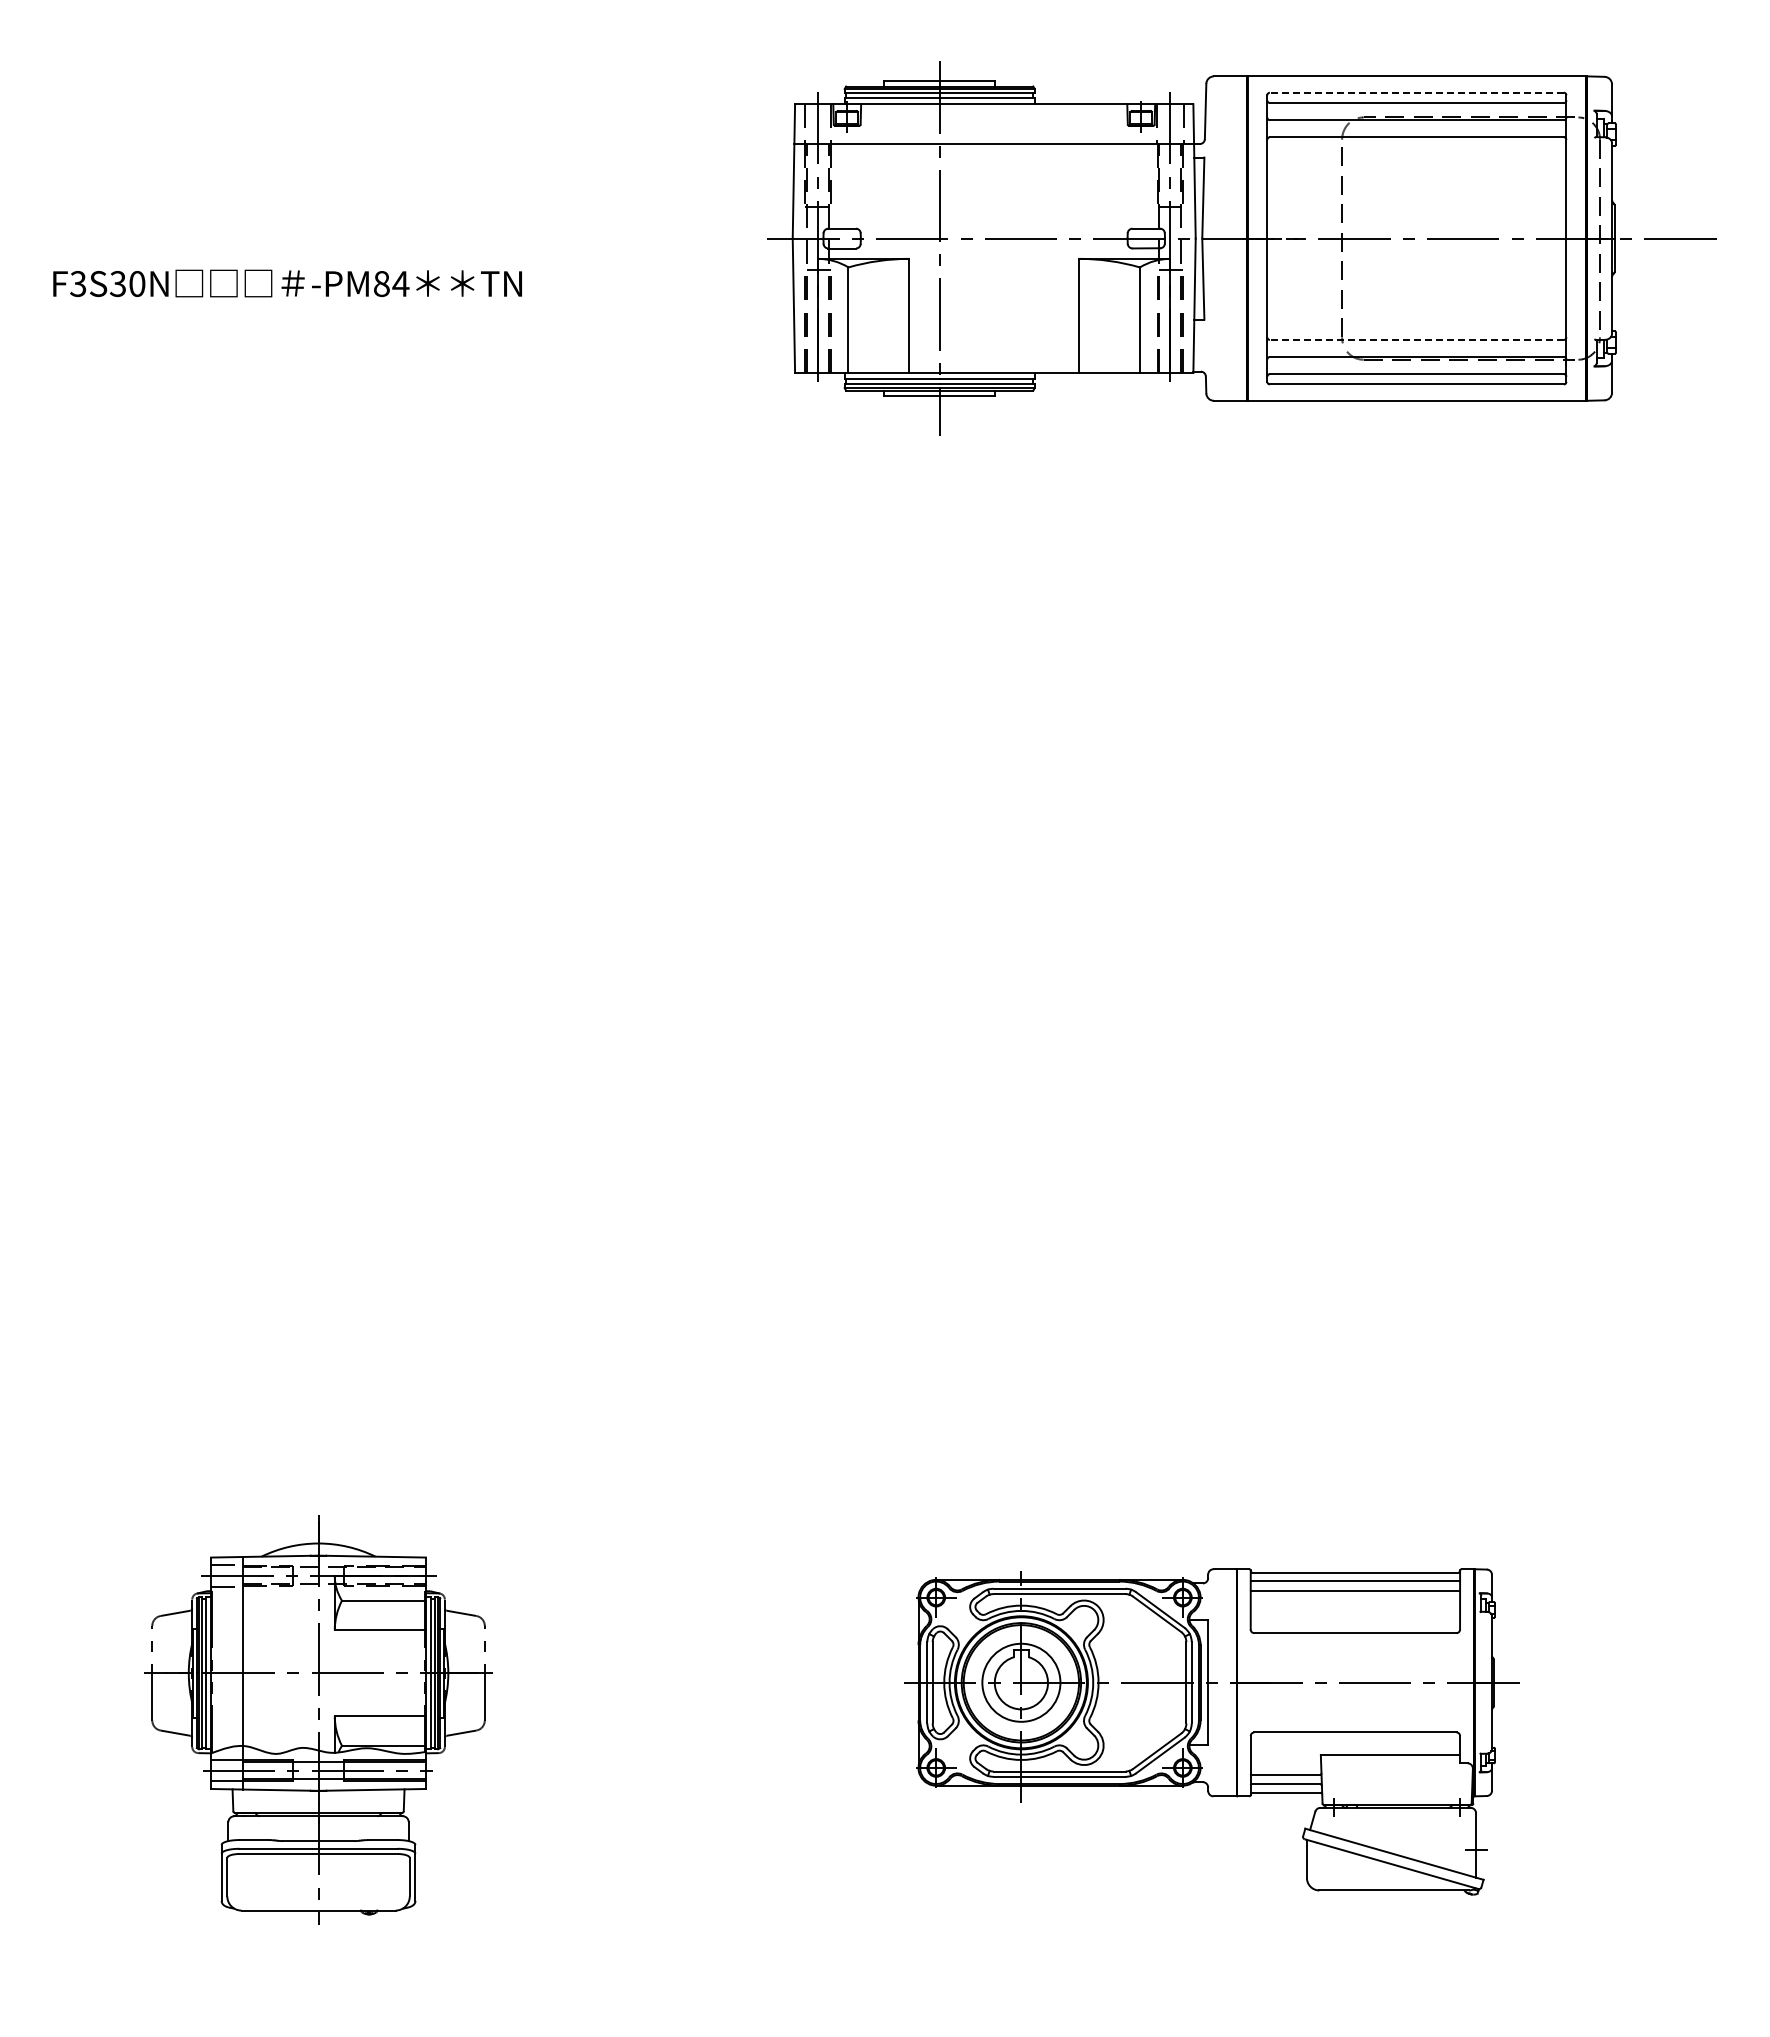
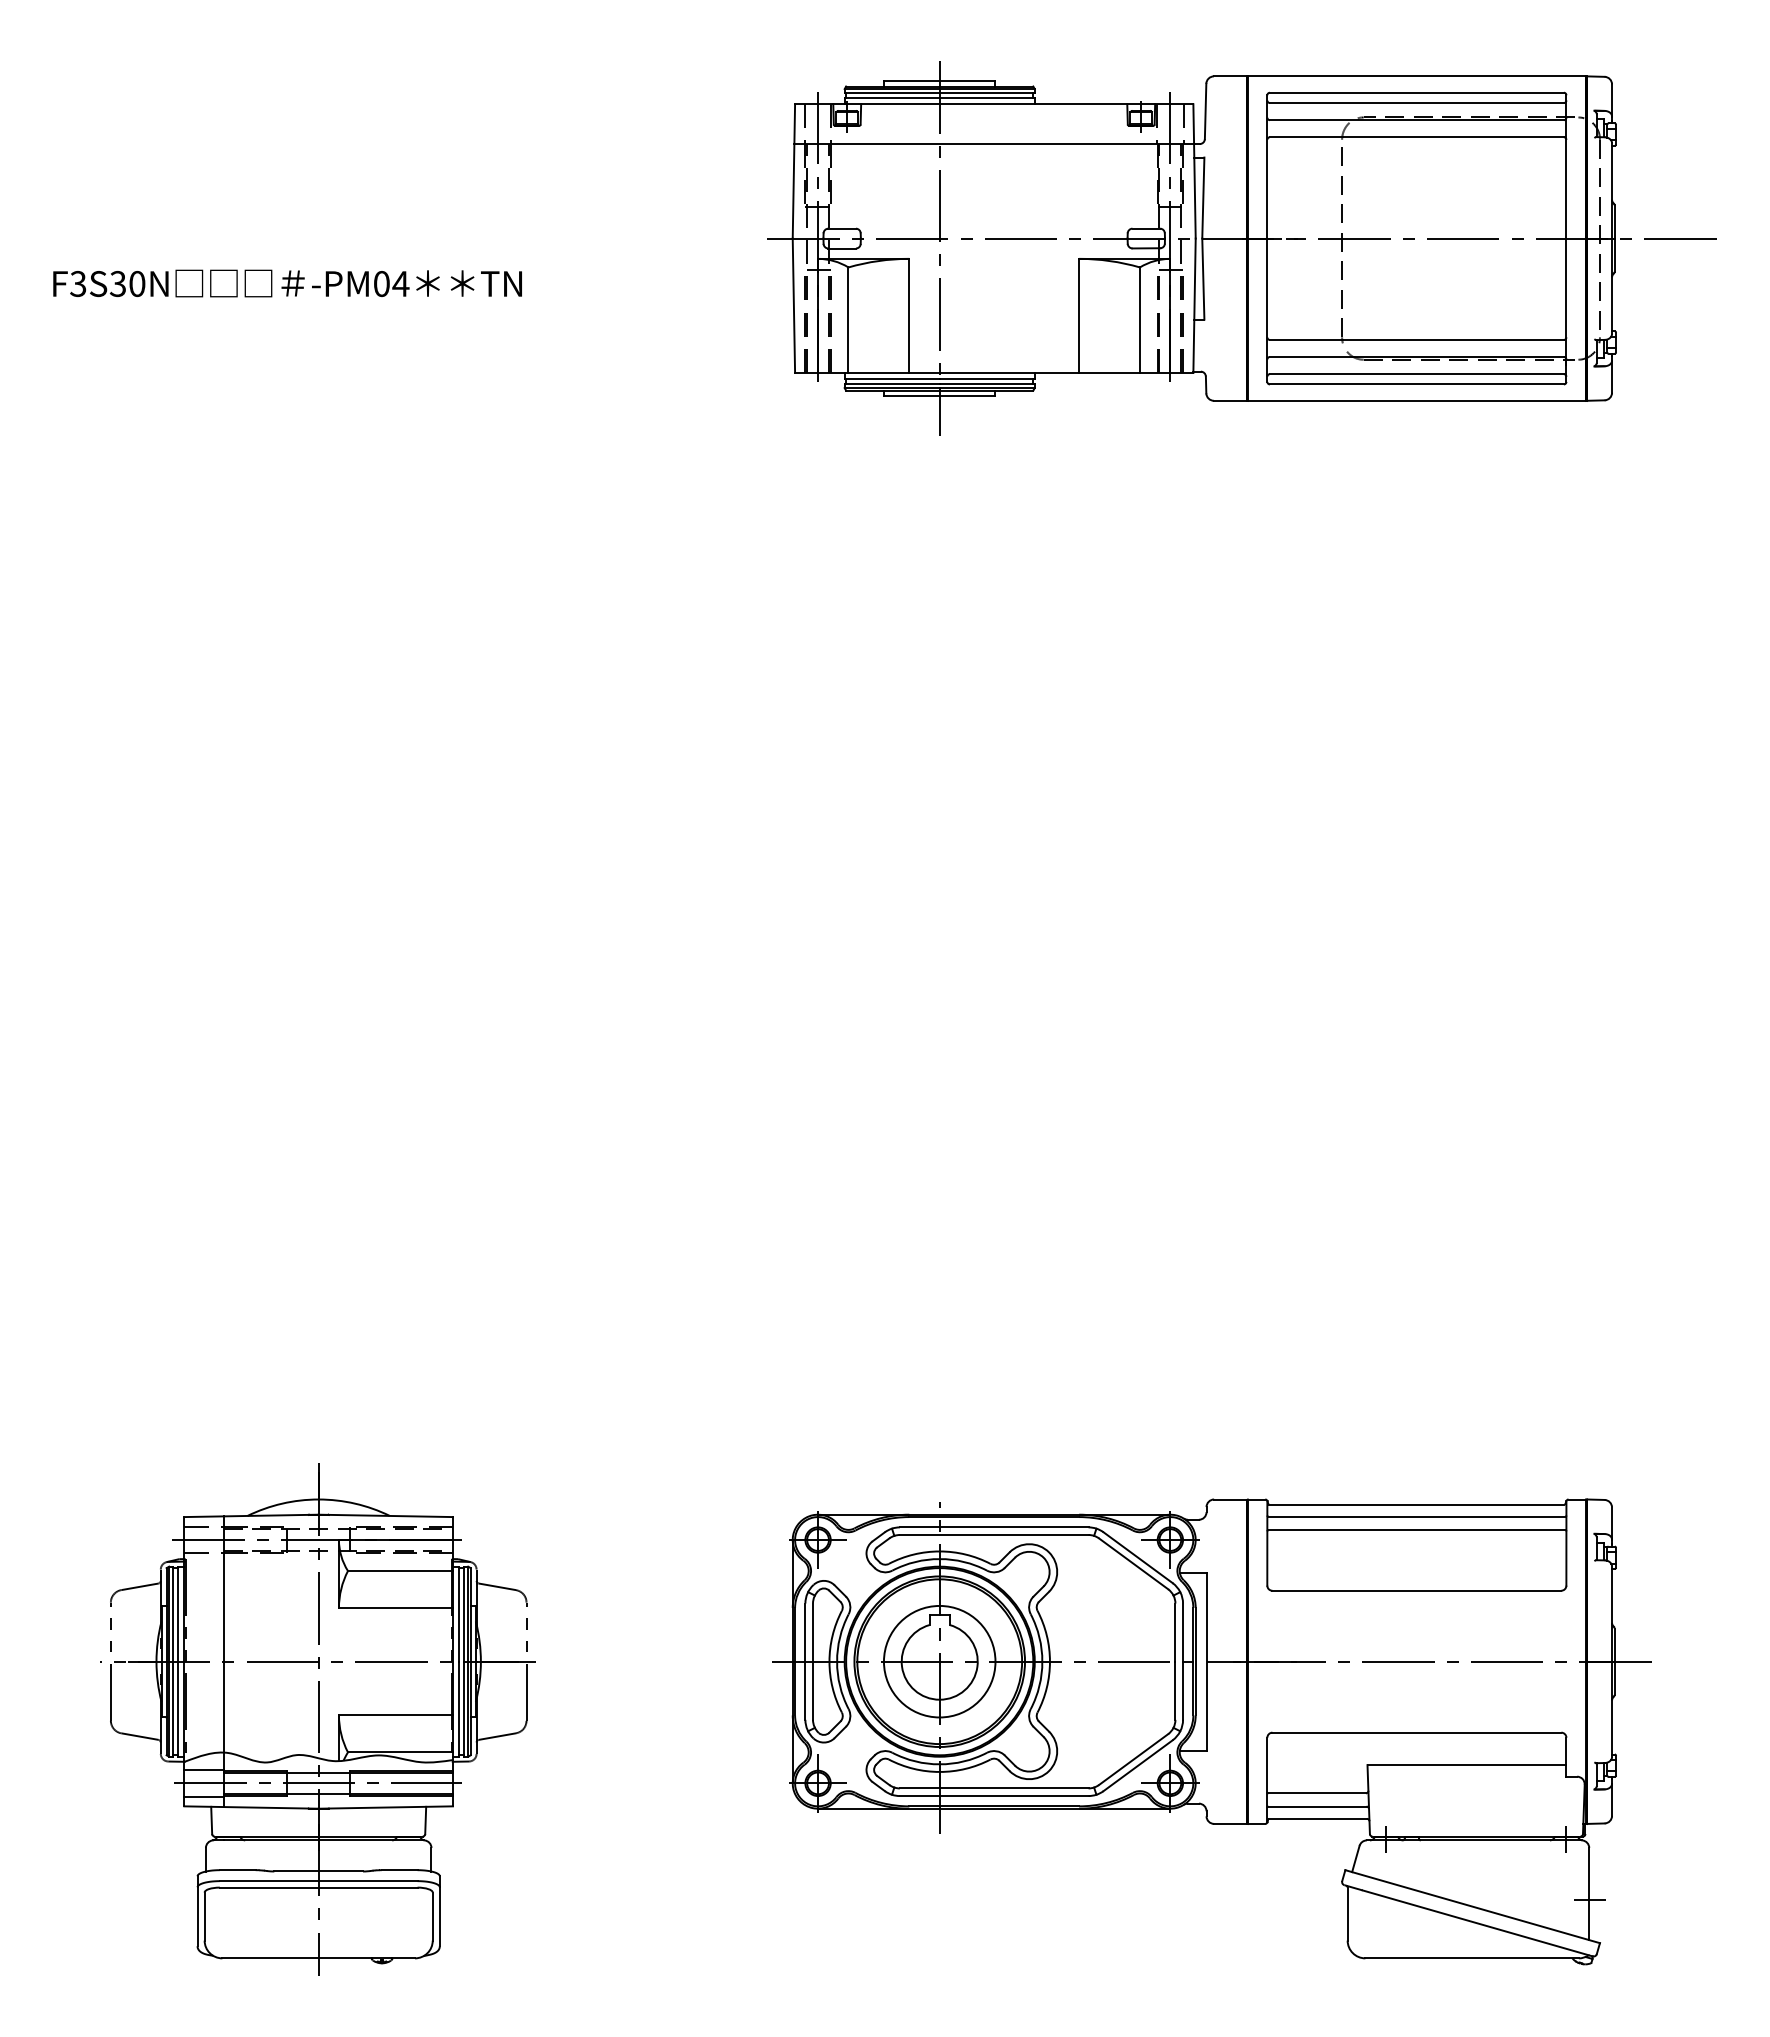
line: dashed -> solid (1416, 92)
text: -PM84 -> -PM04 (381, 283)
line: dashed -> solid (1416, 339)
part size: 349x410 px -> 436x513 px (317, 1719)
part size: 616x328 px -> 880x468 px (1211, 1731)
